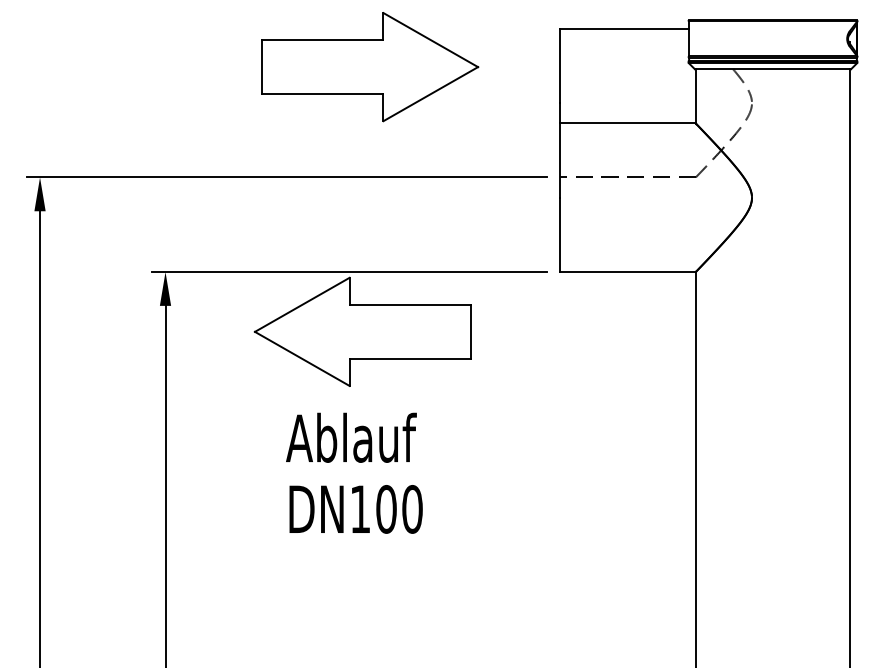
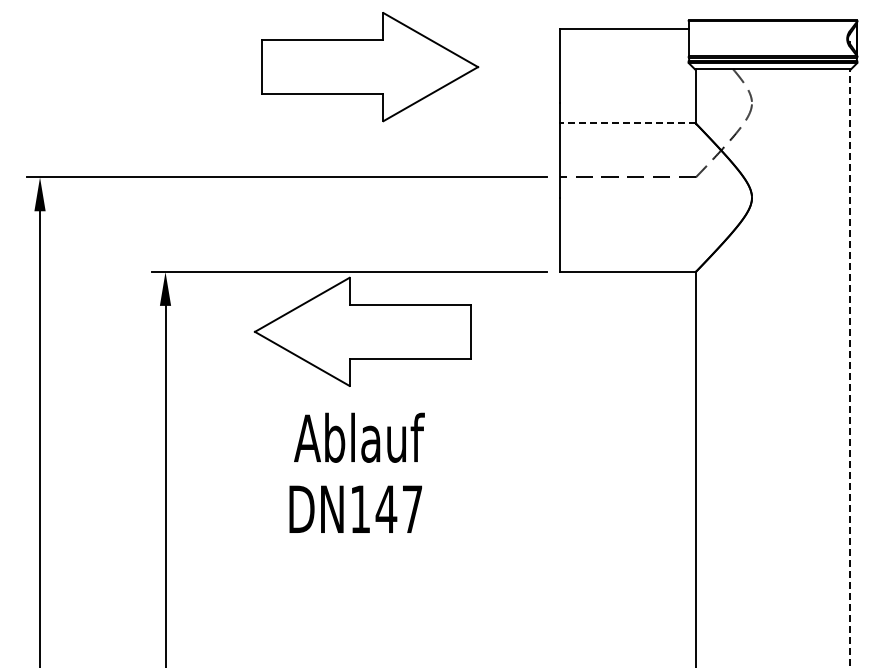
line: solid -> dashed (628, 123)
line: solid -> dashed (850, 367)
text position: (351, 437) -> (359, 437) (359, 437)
text: DN100 -> DN147 (398, 509)
